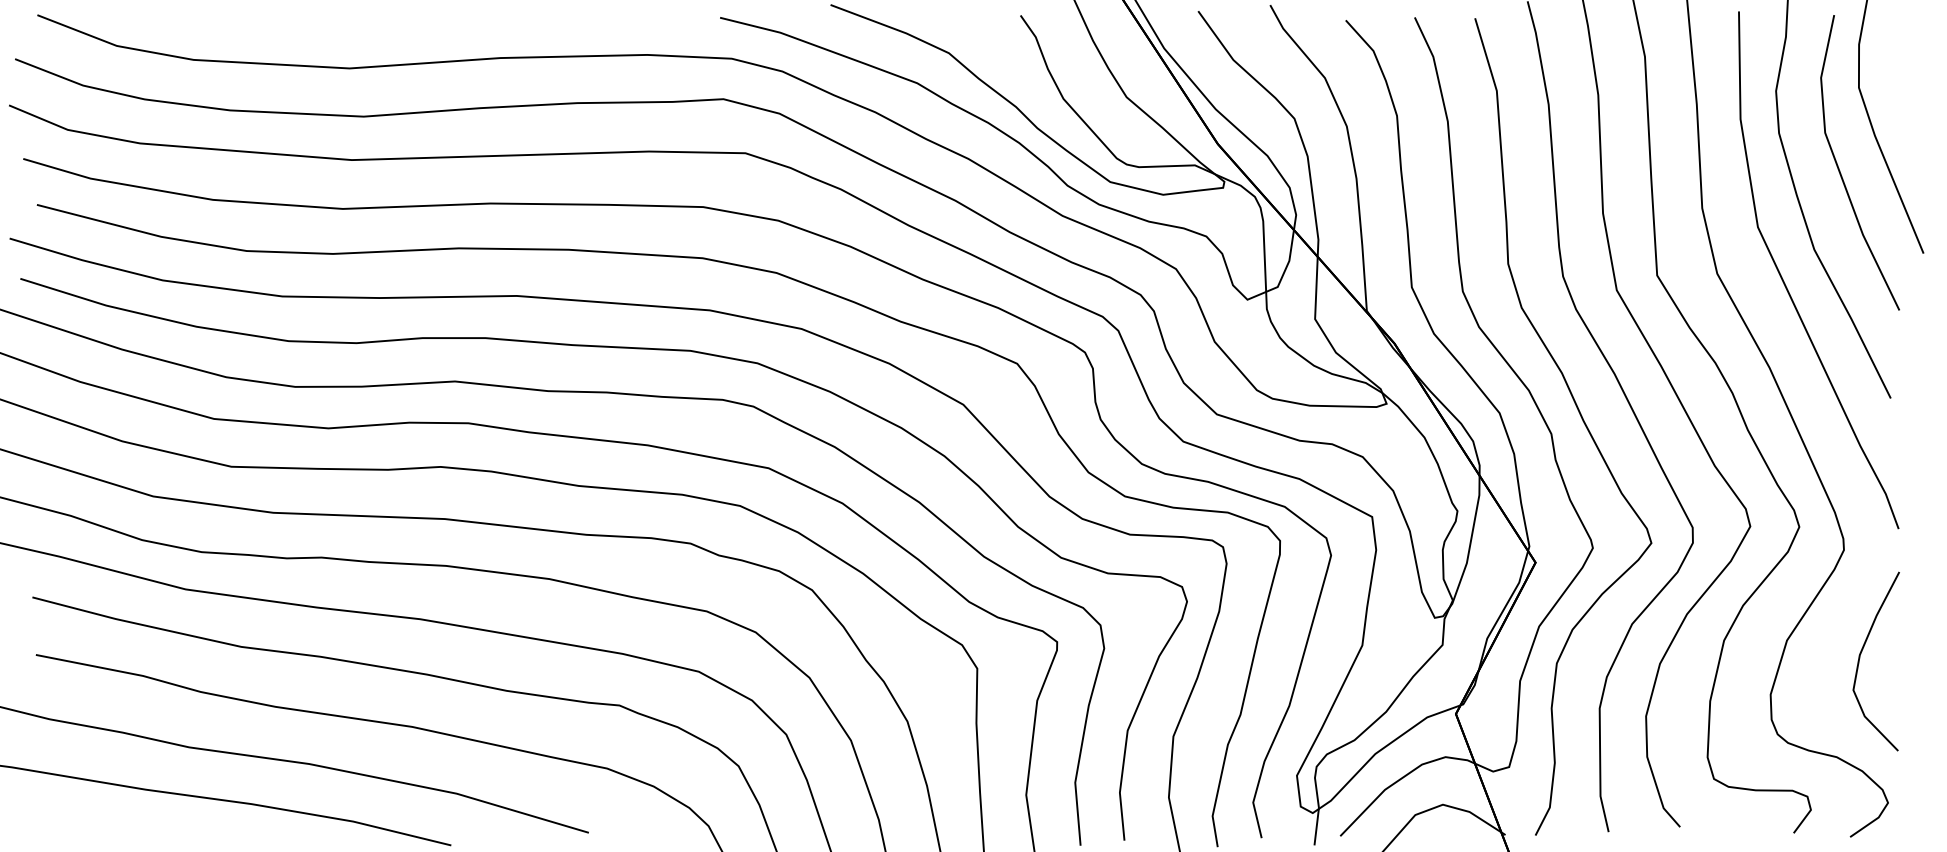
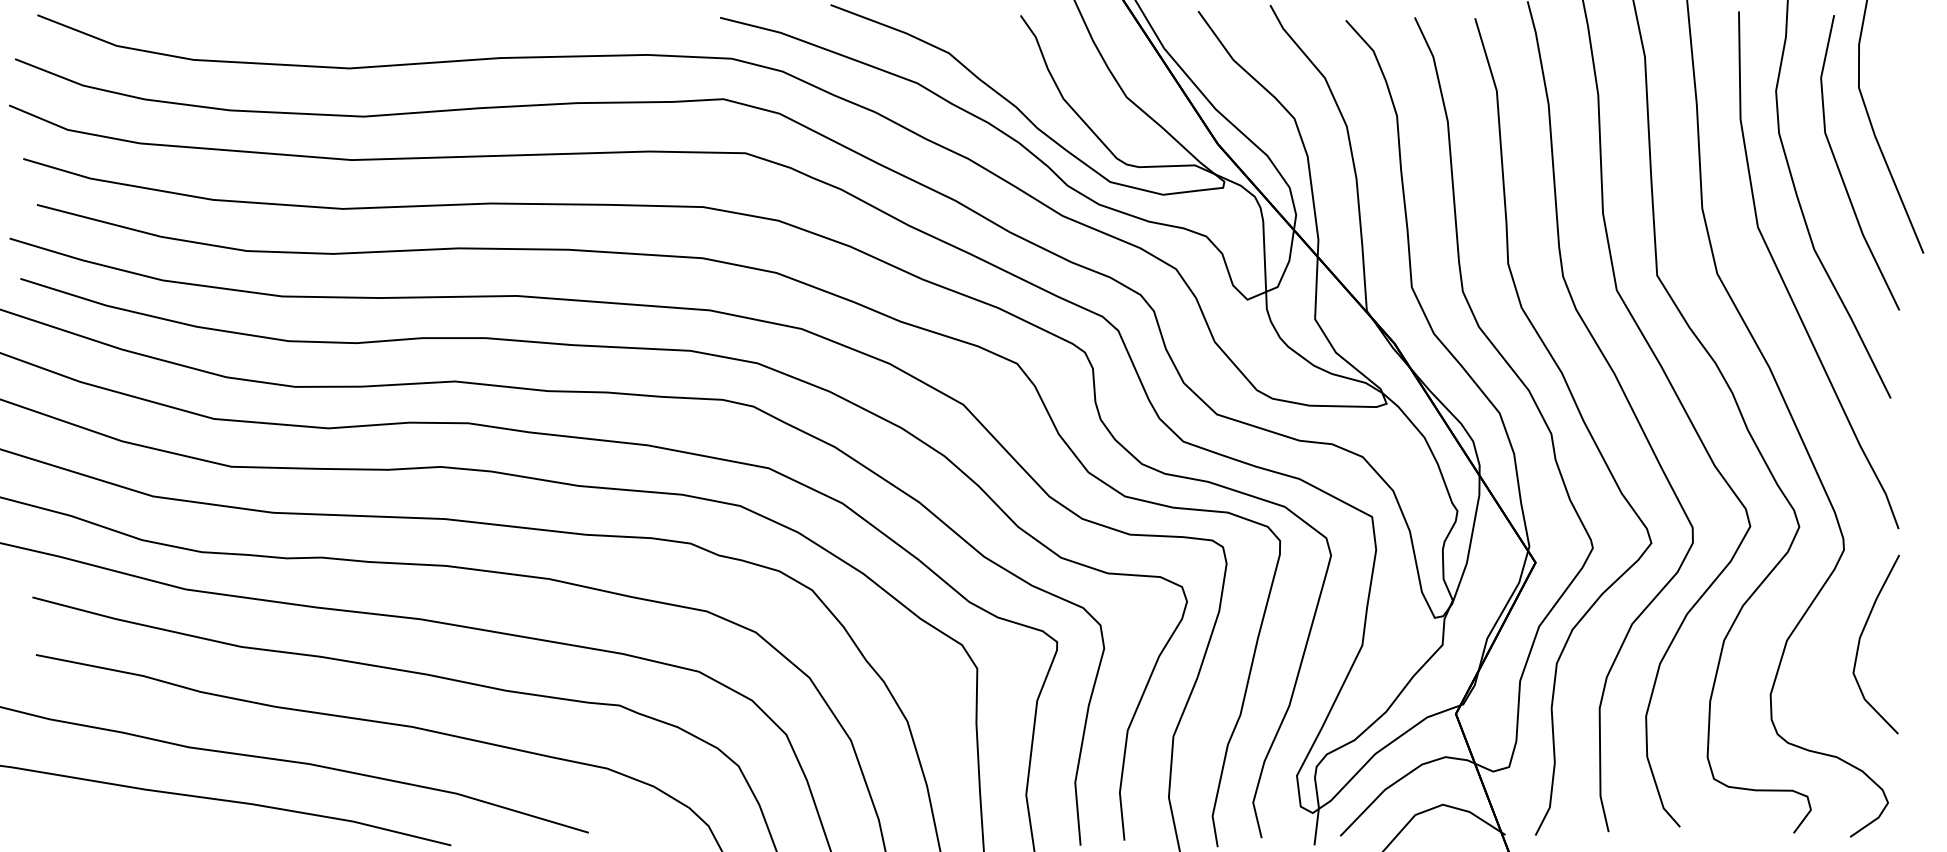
curve position: (1860, 658) -> (1860, 641) (1860, 641)
